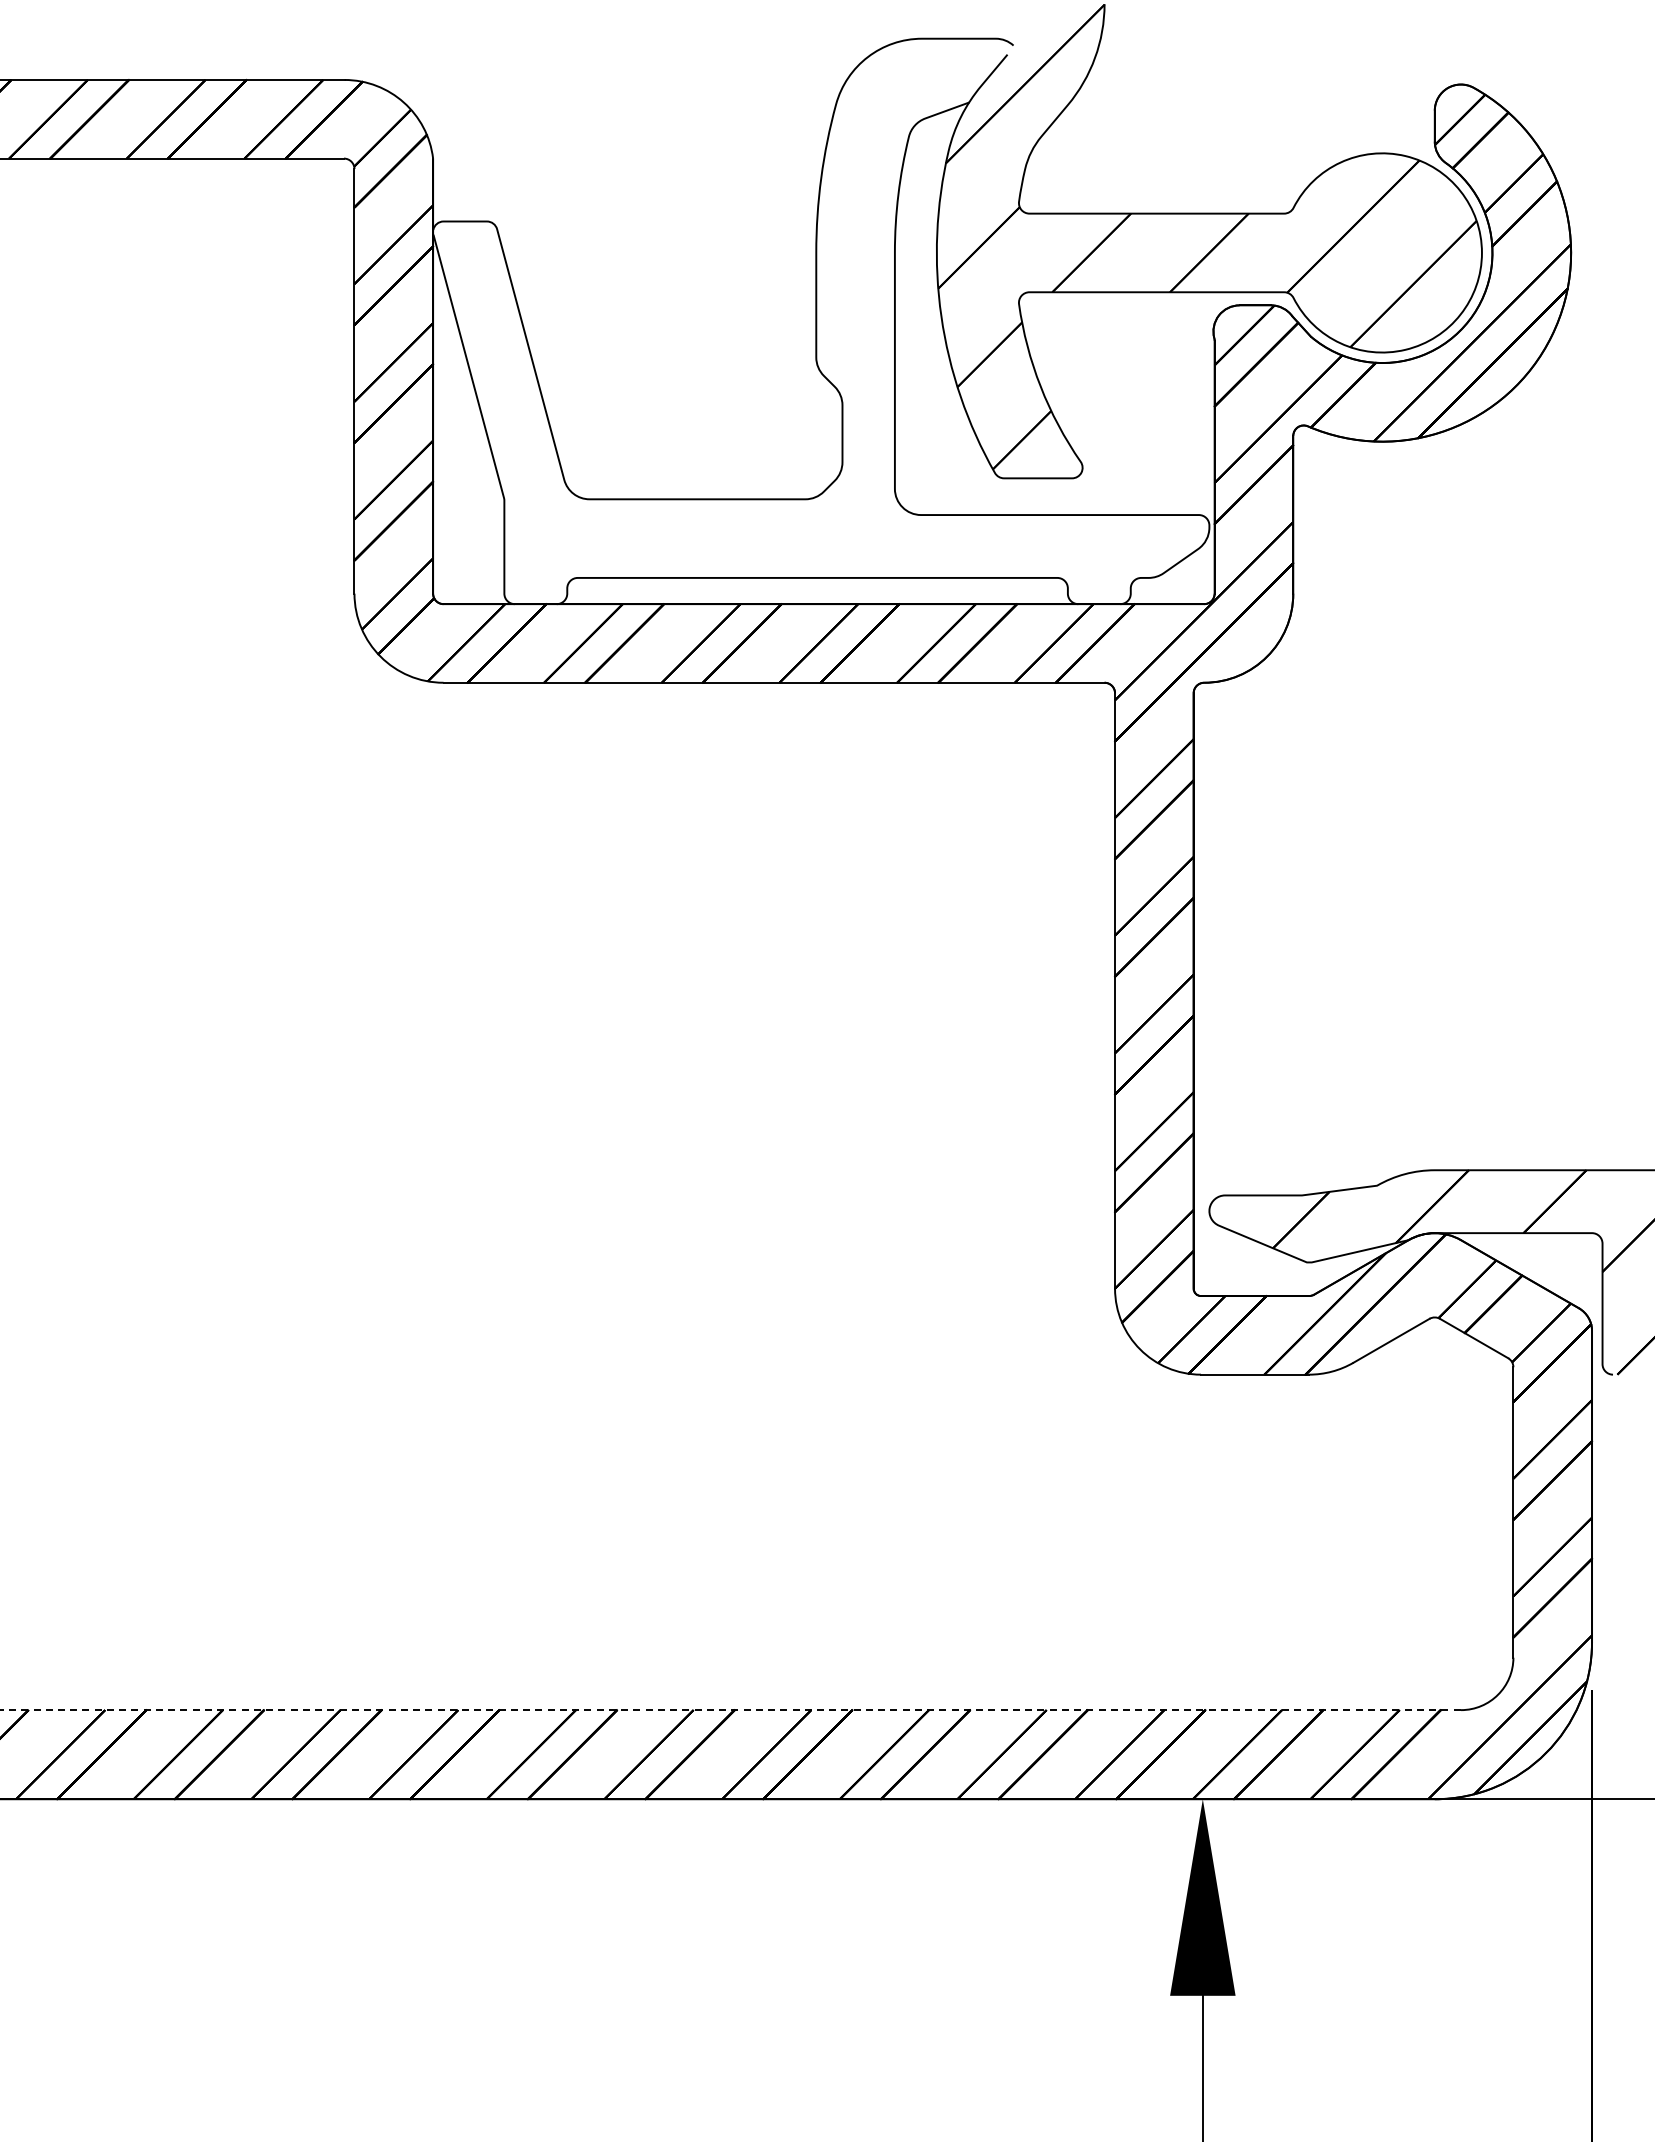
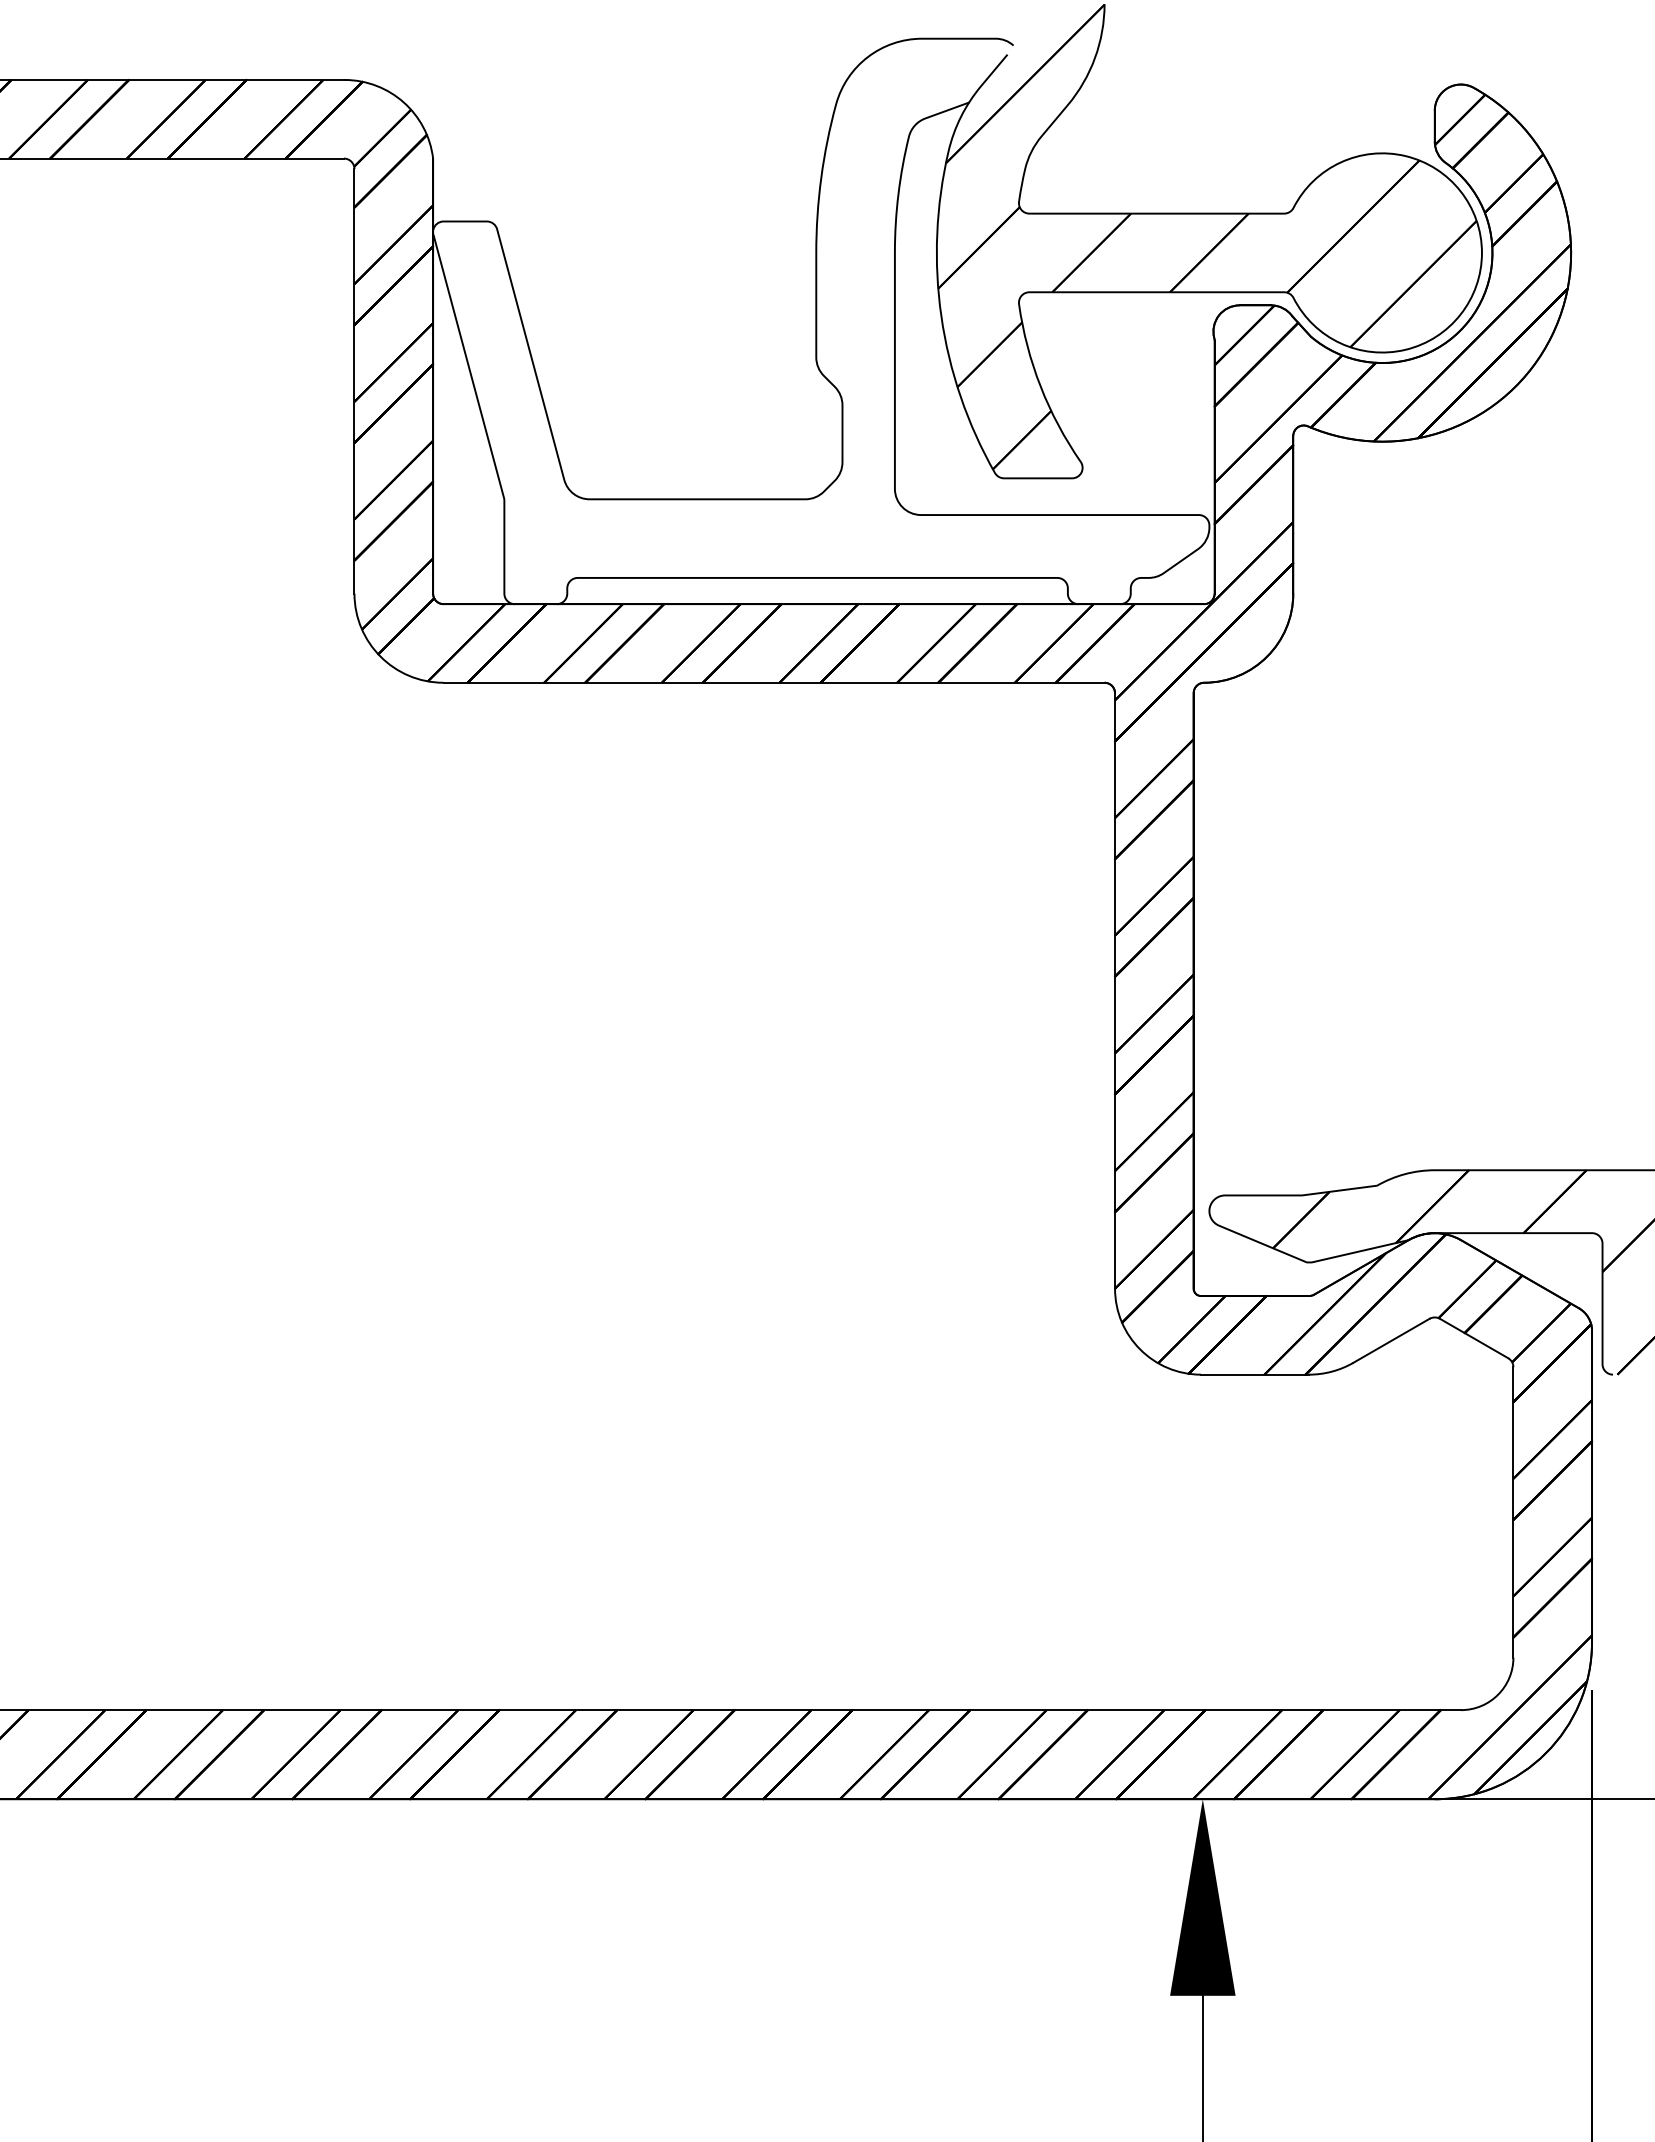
line: dashed -> solid (731, 1710)
